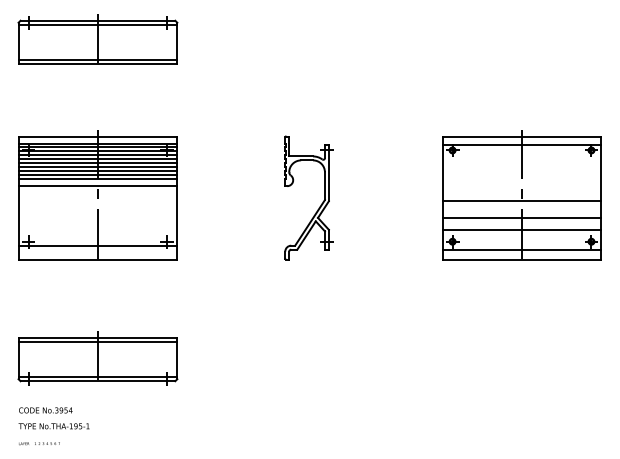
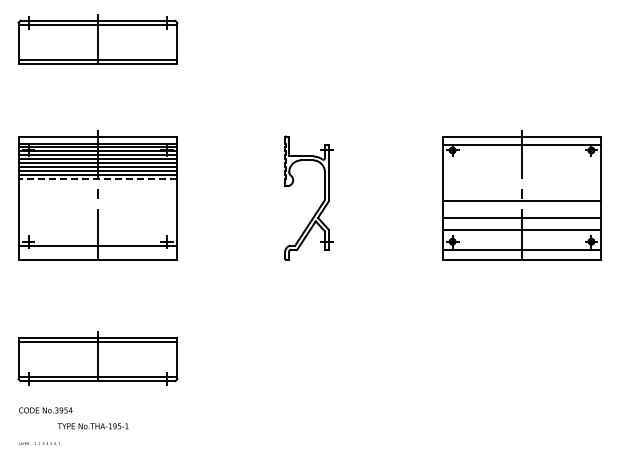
line: solid -> dashed (97, 179)
line: present -> none (97, 186)
text position: (53, 426) -> (92, 426) (92, 426)
